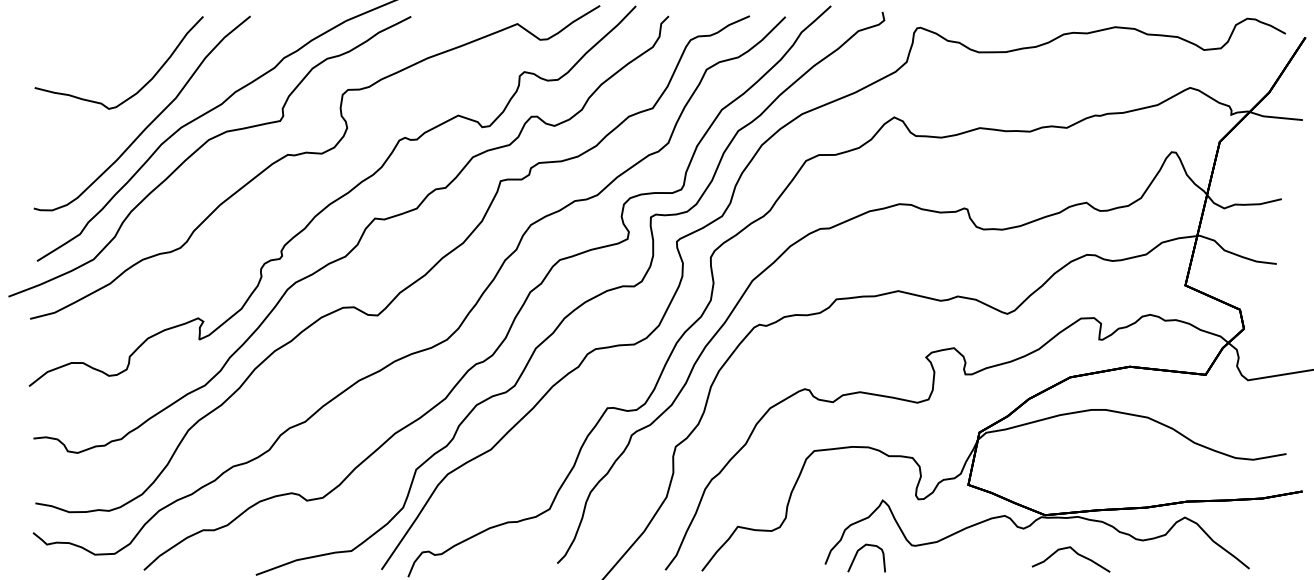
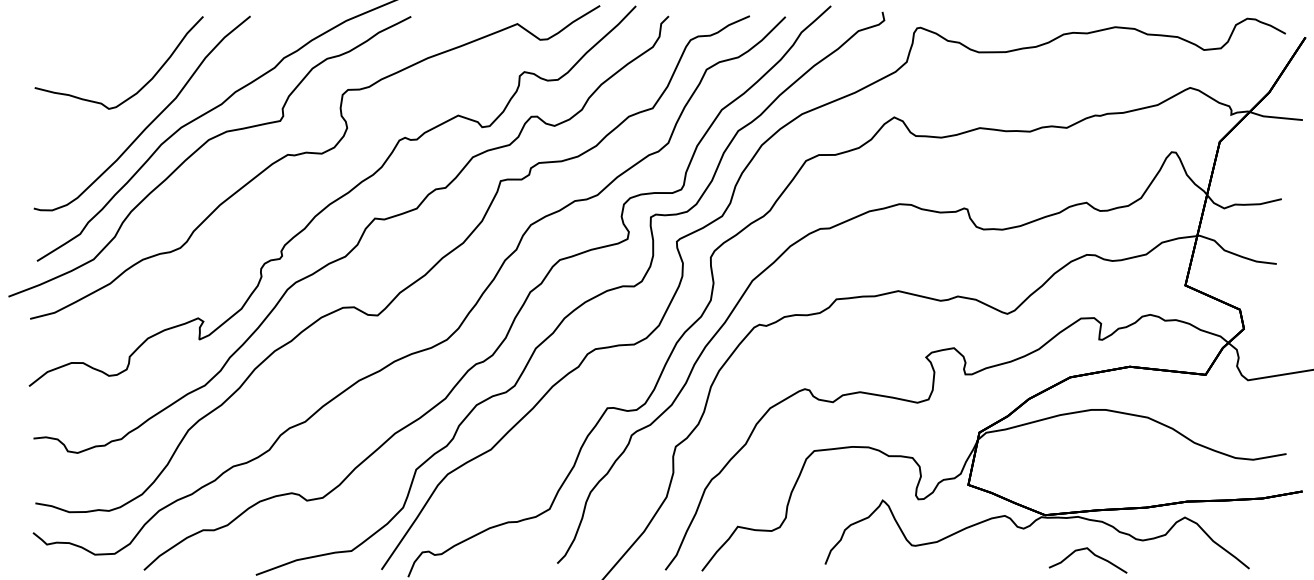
curve: present -> none (861, 549)
curve position: (1075, 553) -> (1092, 554) (1092, 554)
